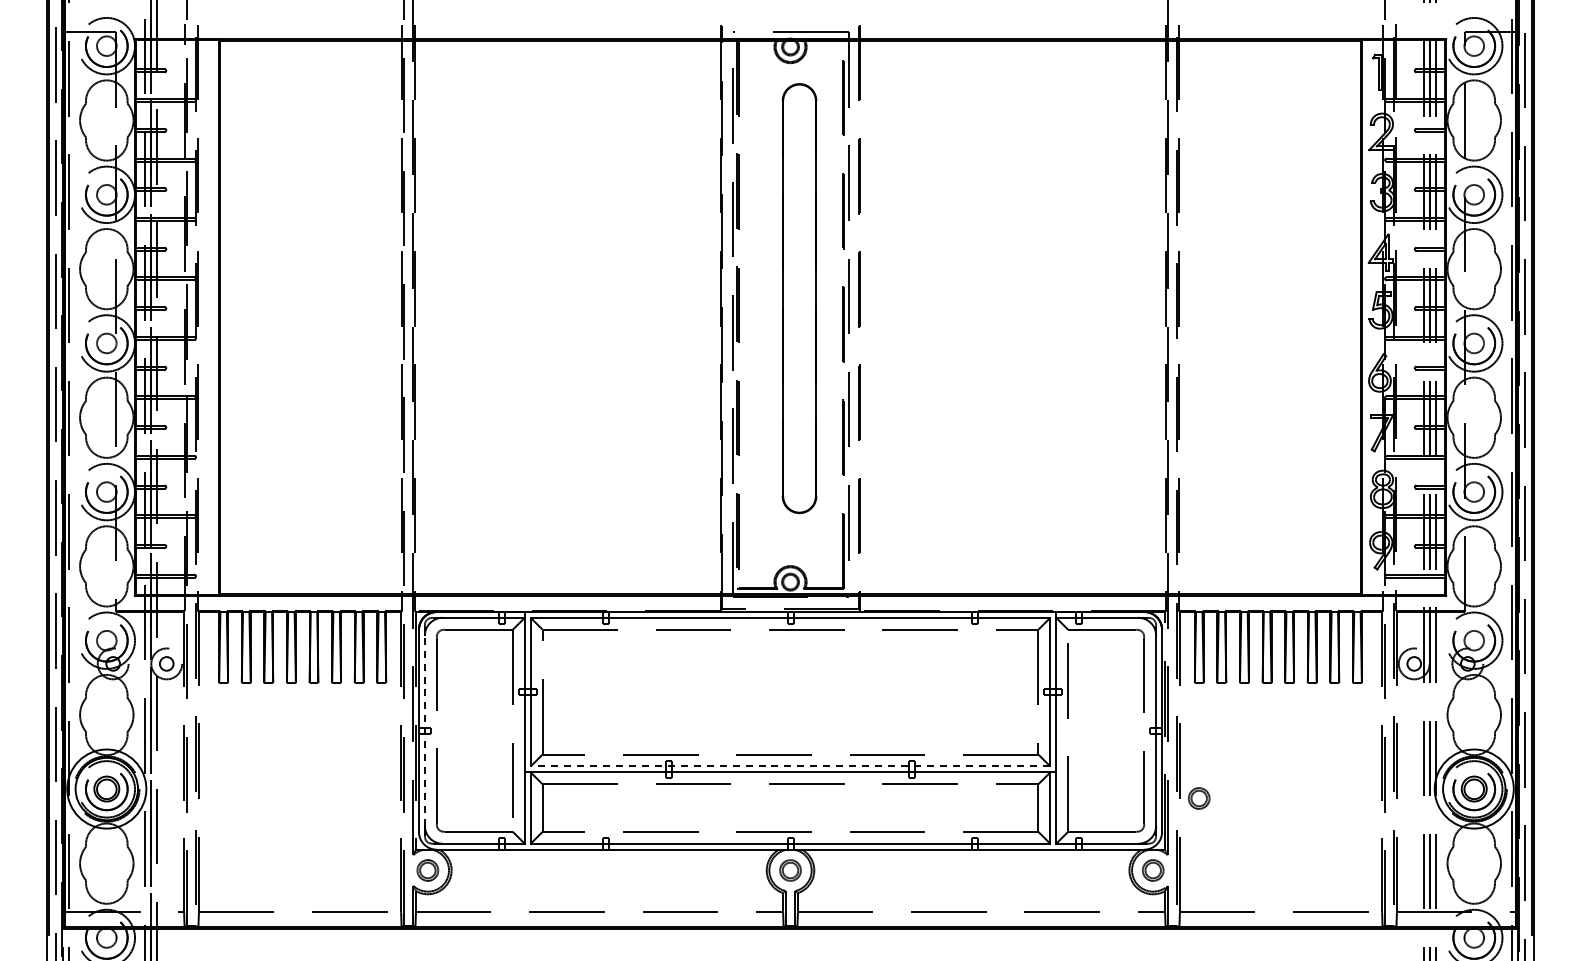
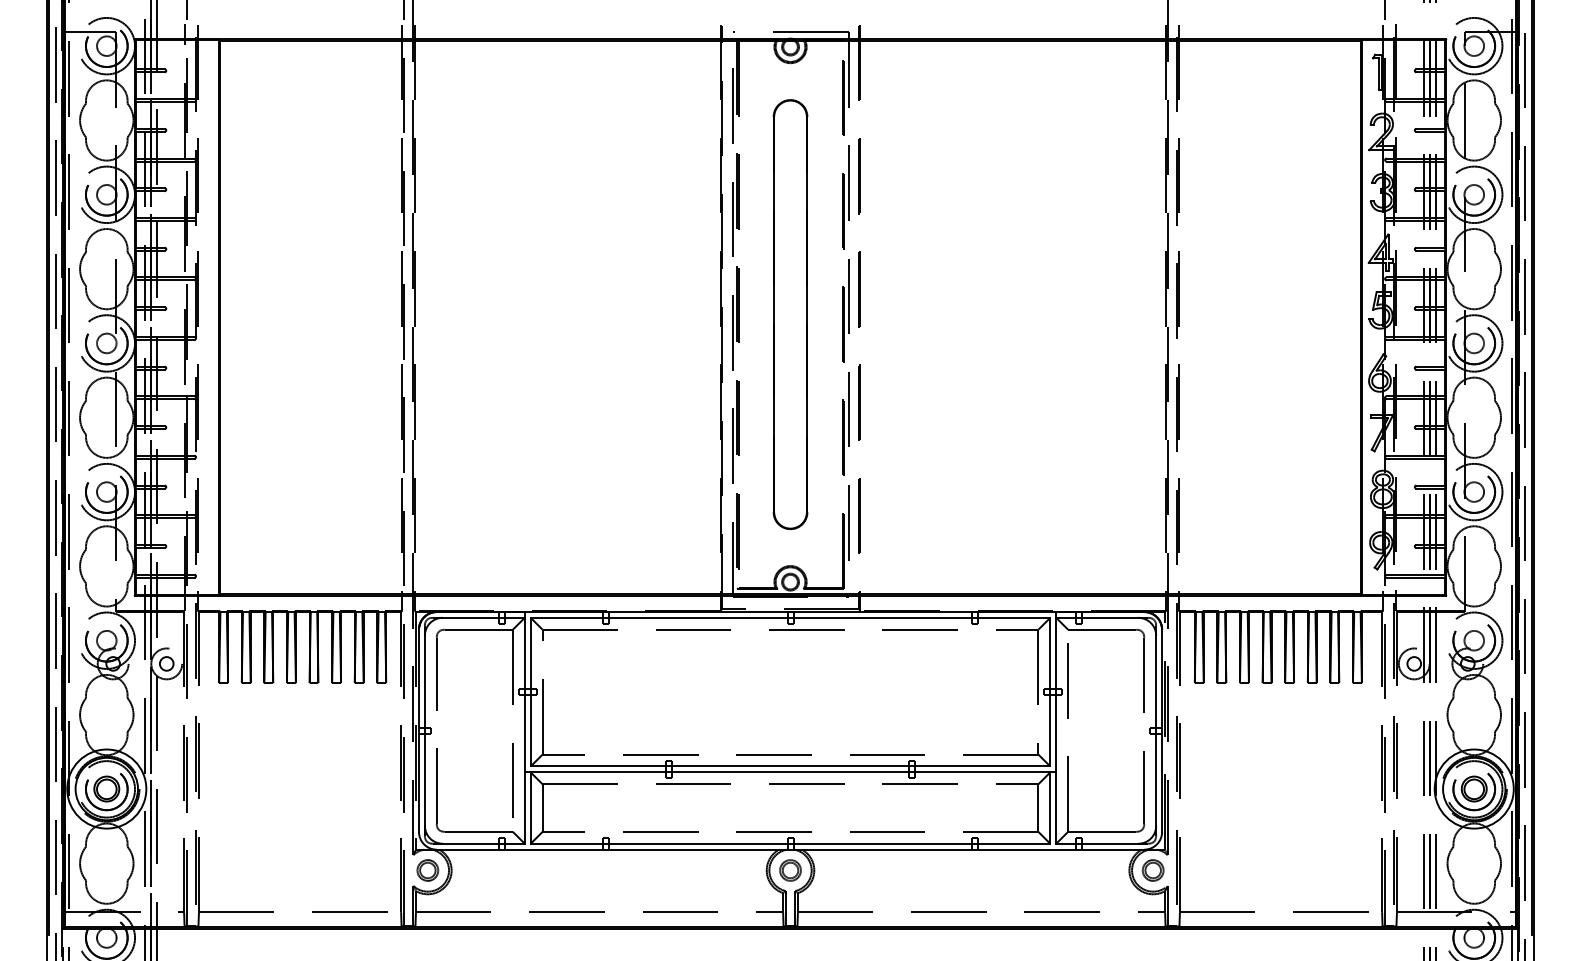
part position: (799, 298) -> (790, 314) (790, 314)
line: dashed -> solid (424, 730)
line: dashed -> solid (790, 766)
part: present -> none (1198, 798)
